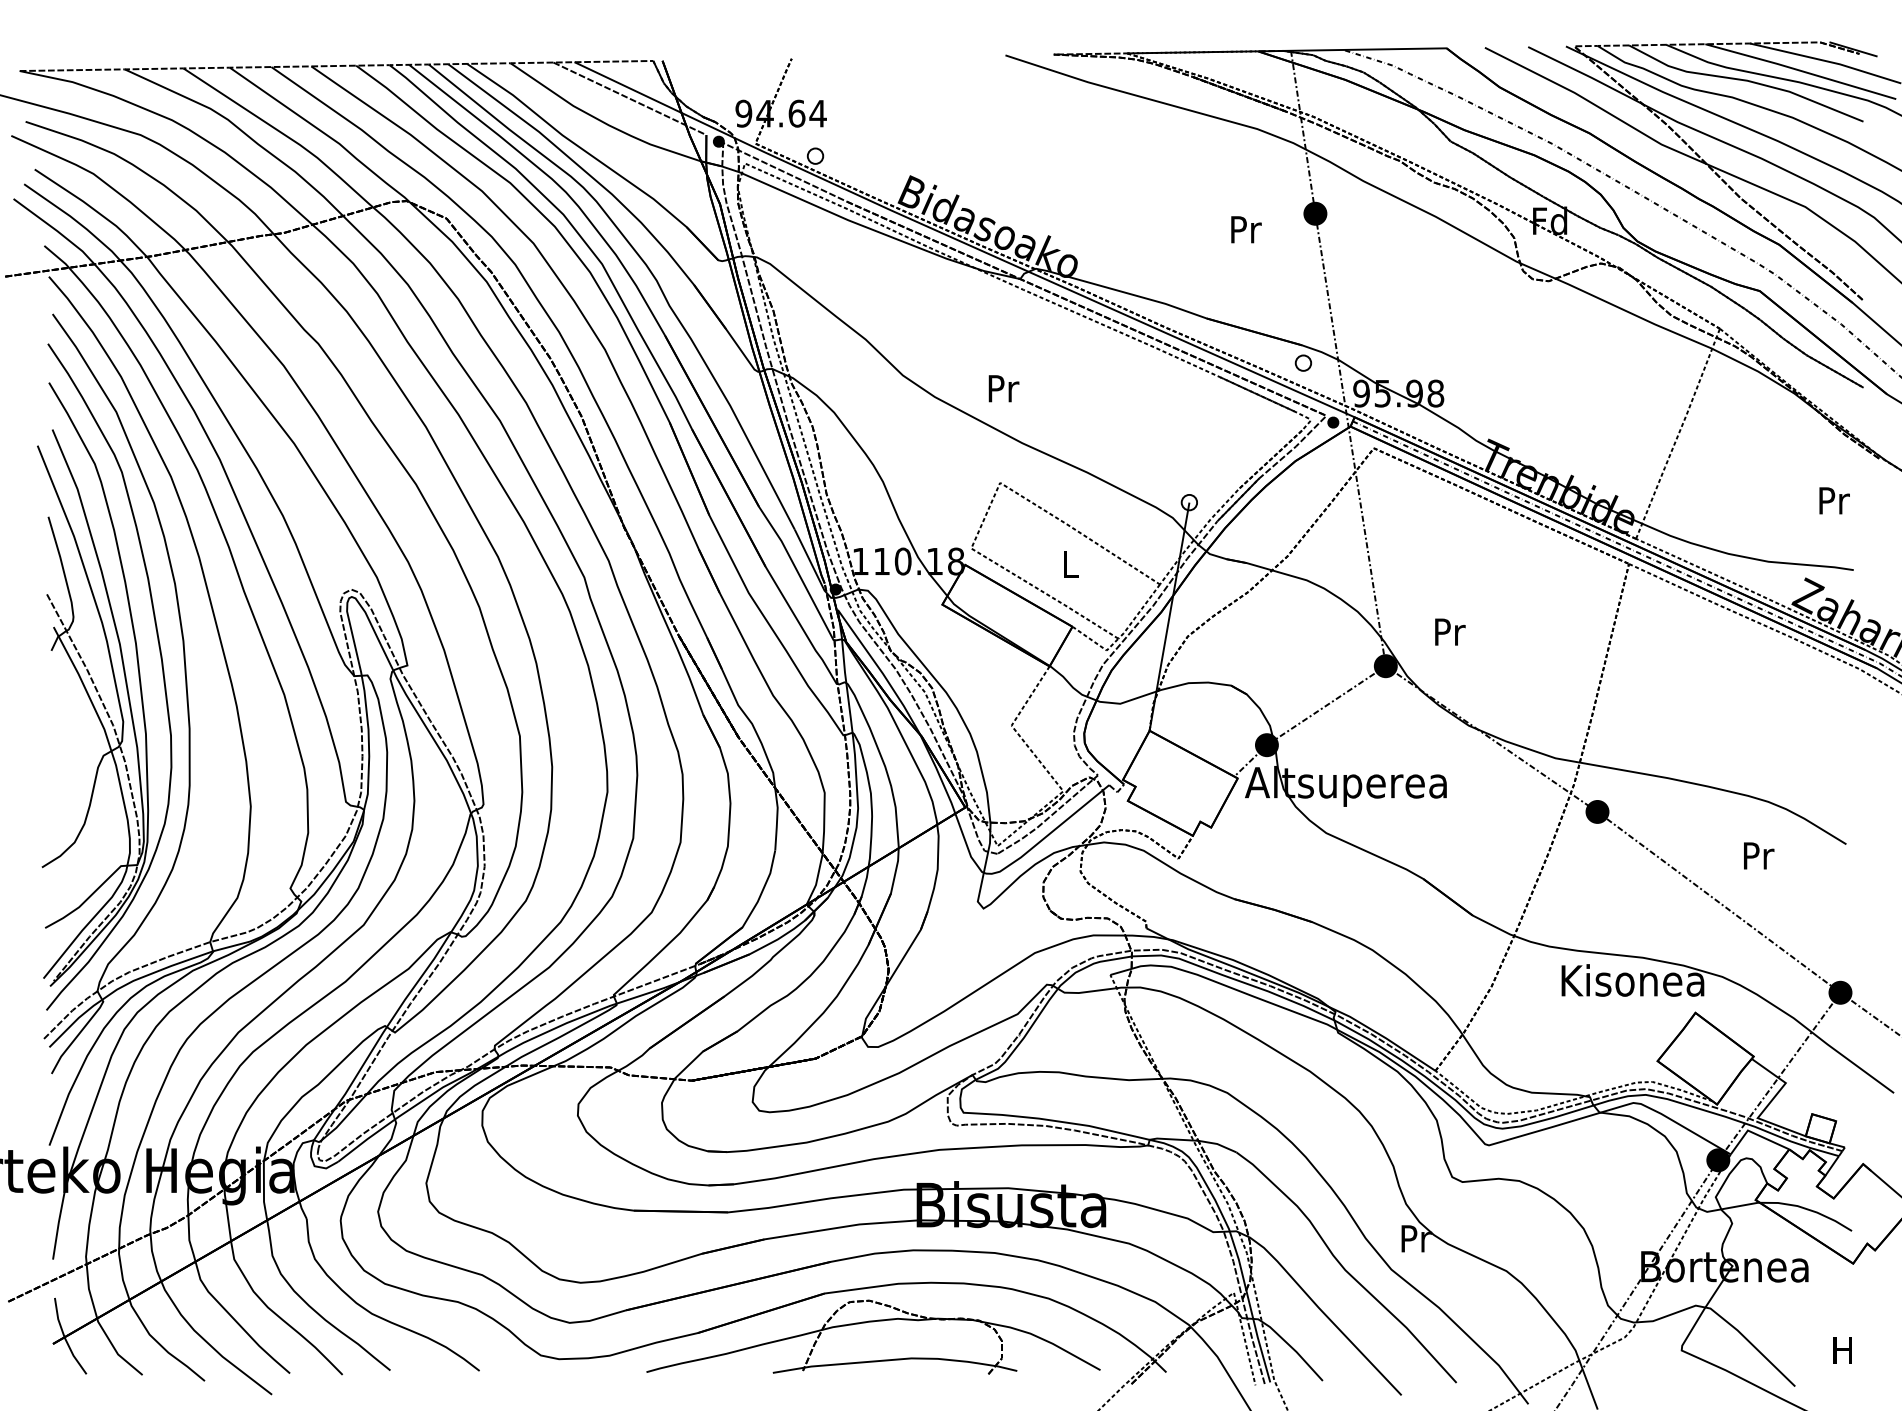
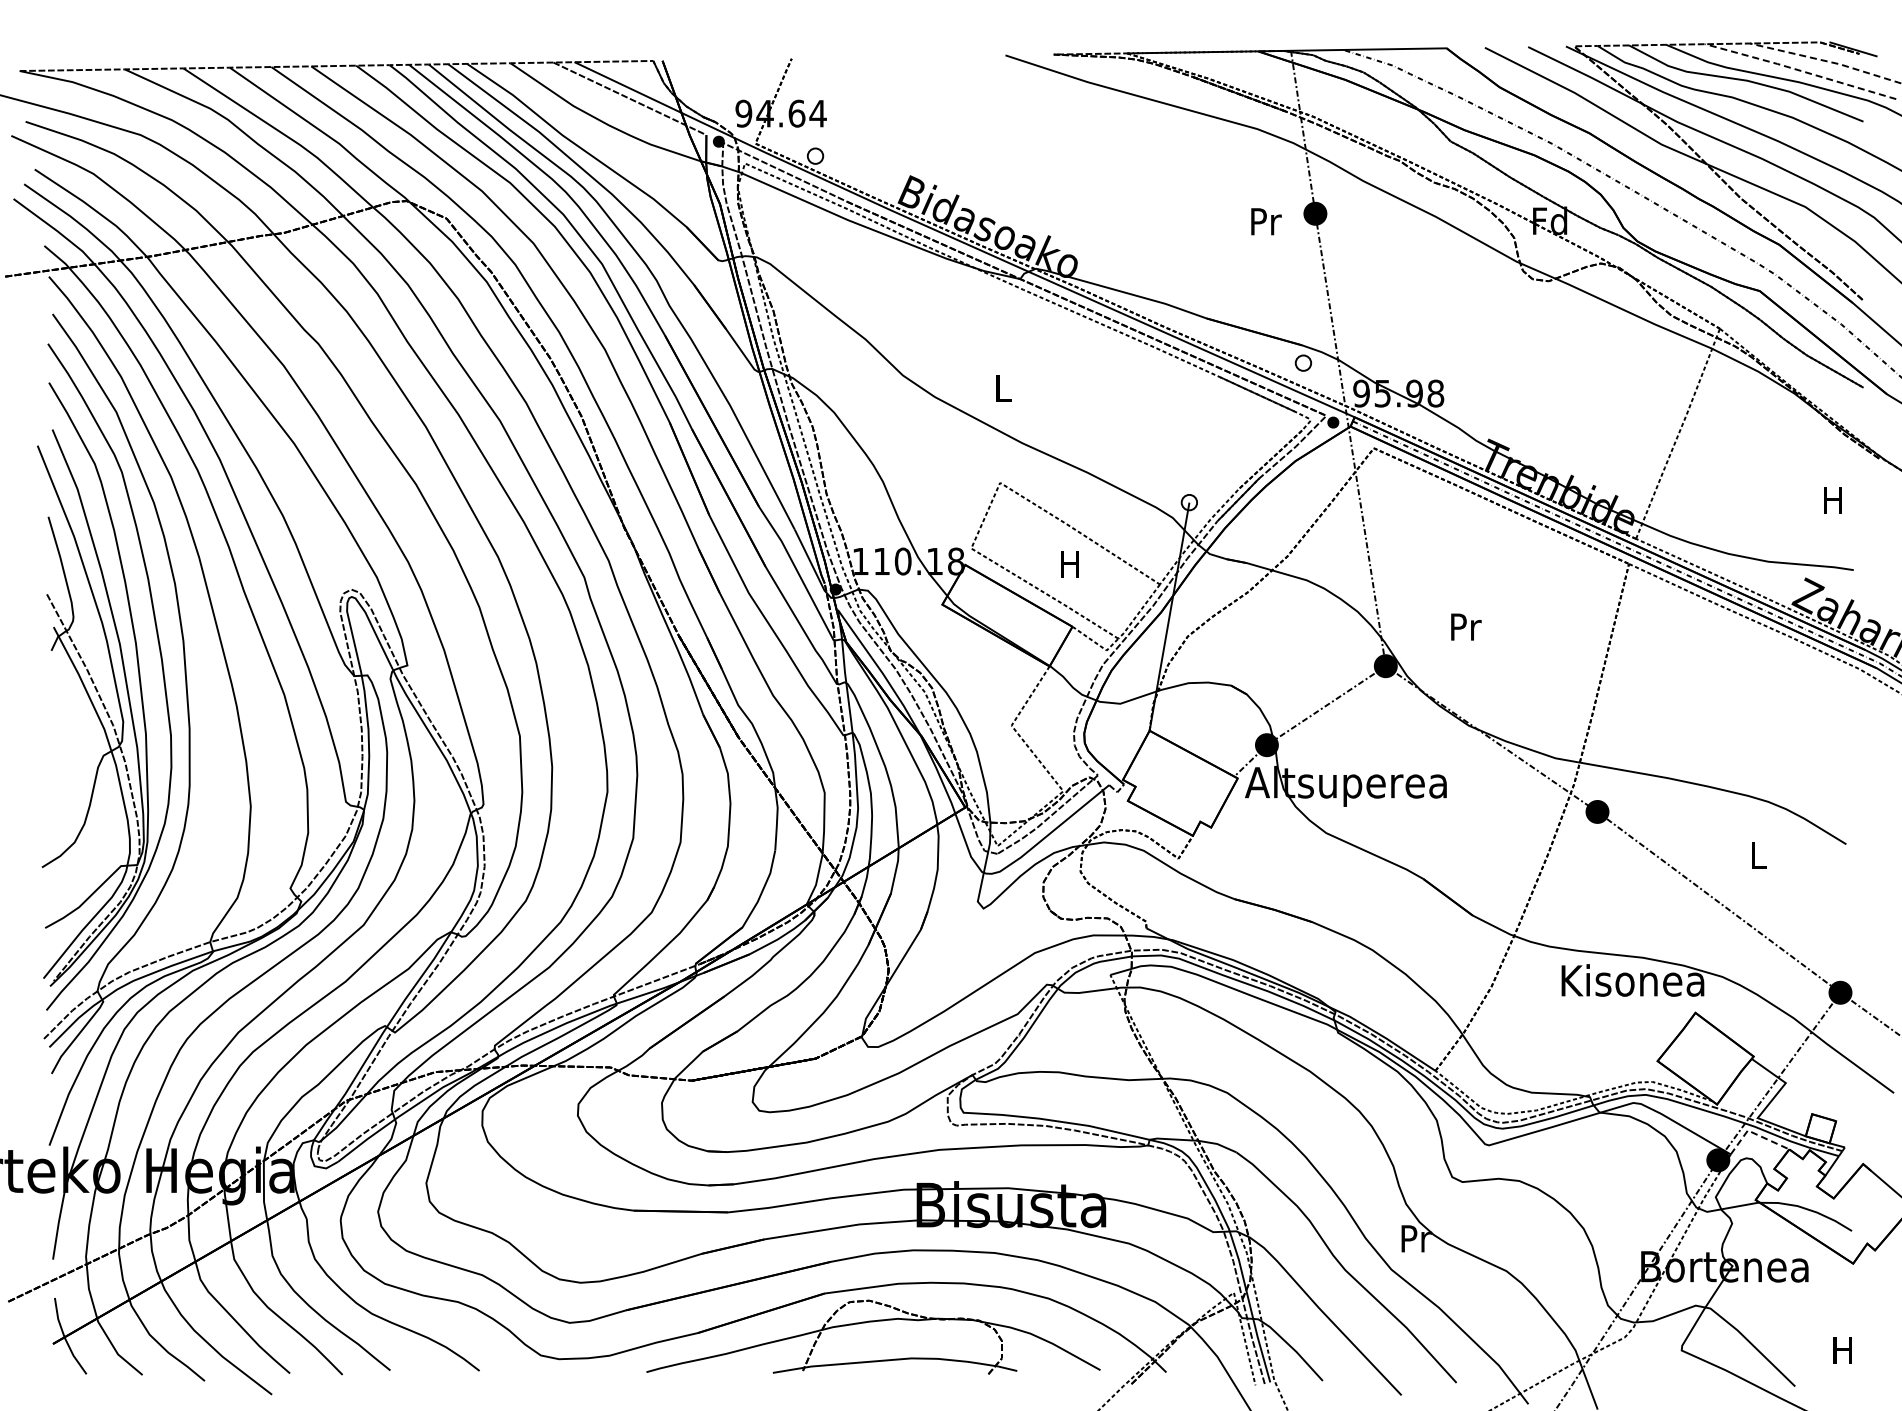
line: solid -> dashed (1826, 61)
line: solid -> dashed (1800, 70)
text position: (1246, 229) -> (1266, 221) (1266, 221)
text: Pr -> L (1003, 388)
text: Pr -> H (1834, 500)
text: L -> H (1069, 564)
text position: (1450, 631) -> (1466, 626) (1466, 626)
text: Pr -> L (1759, 855)
line: solid -> dashed (1755, 1133)
